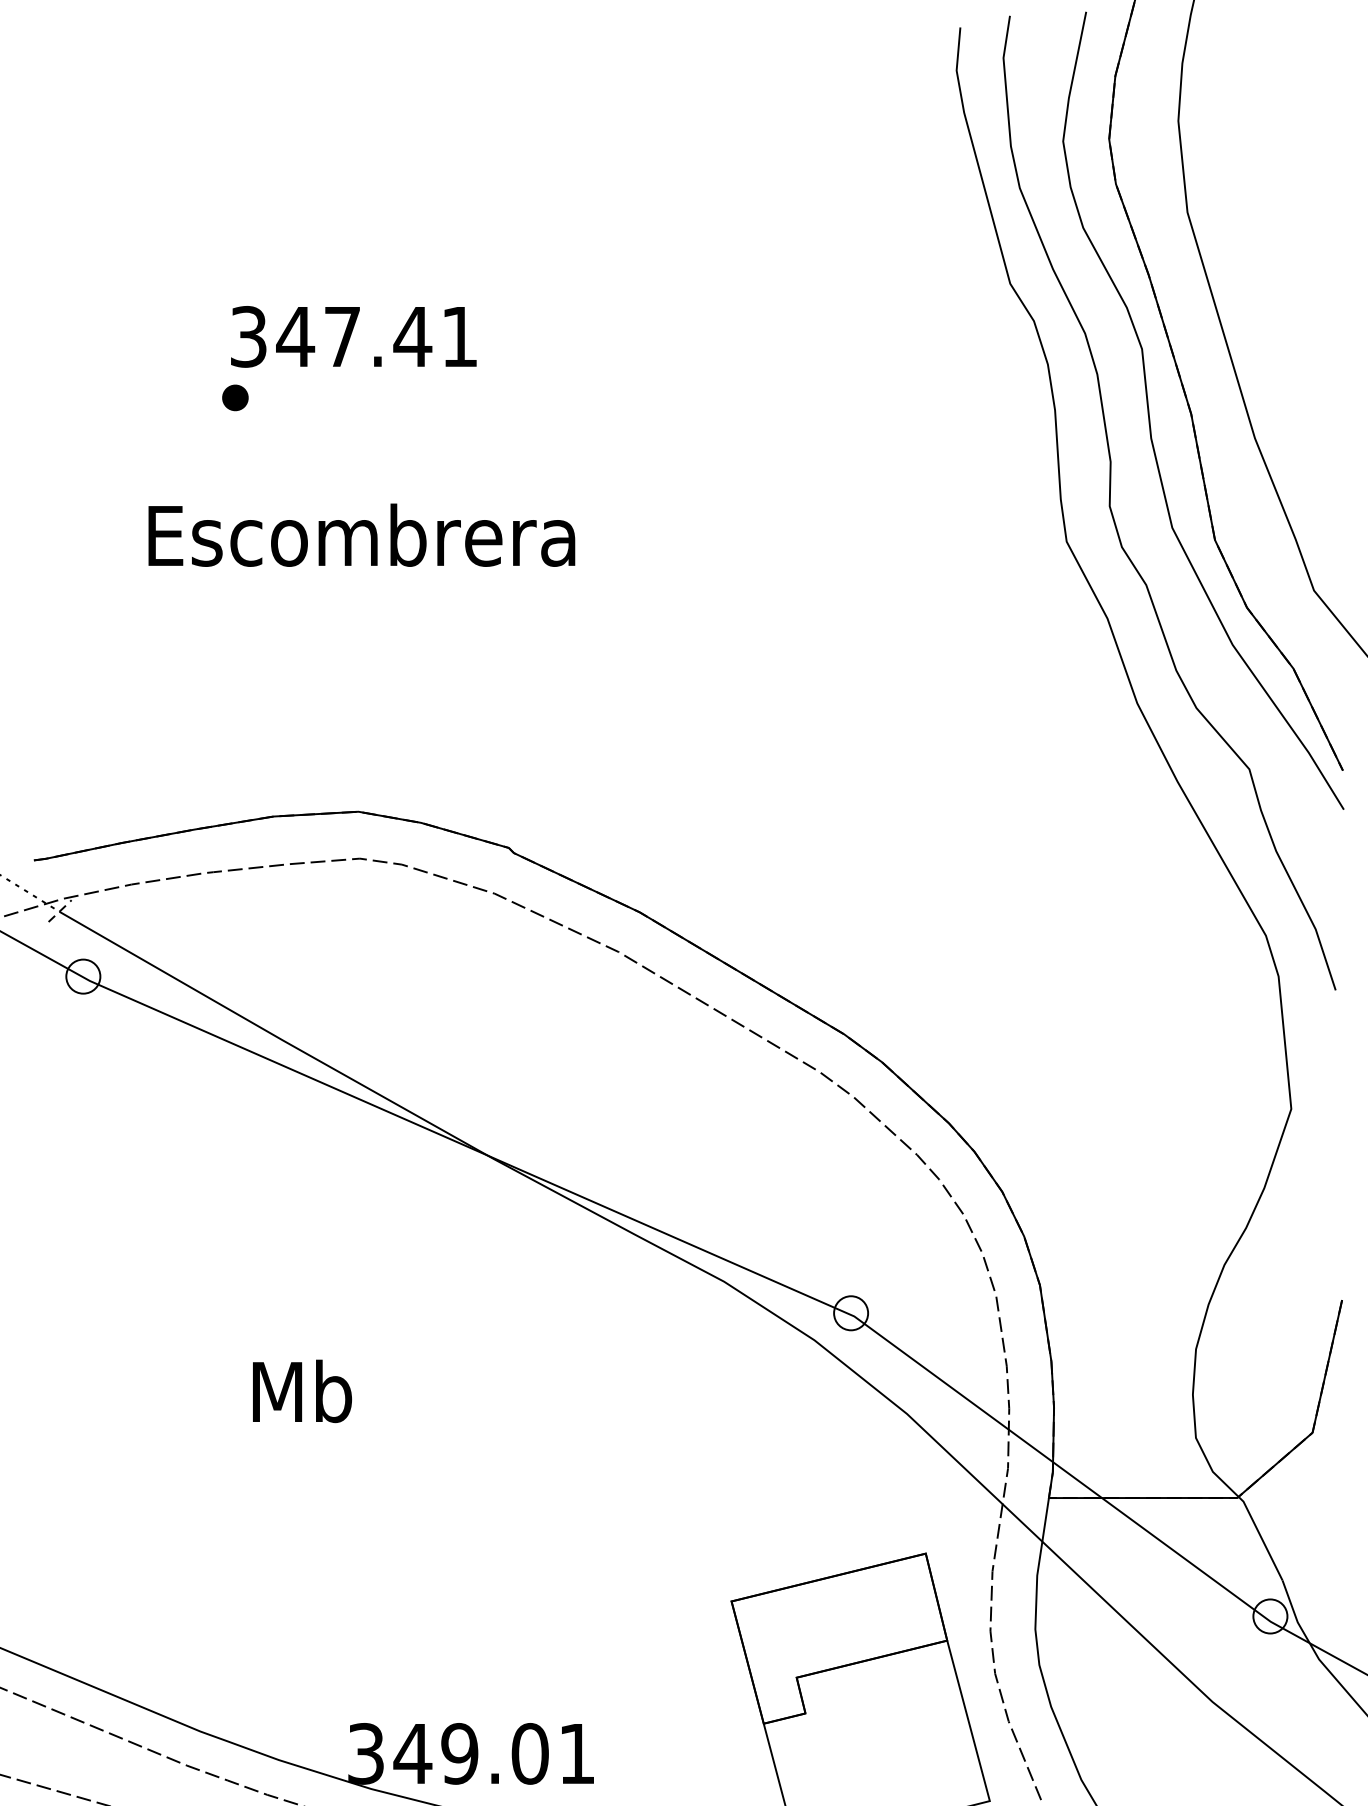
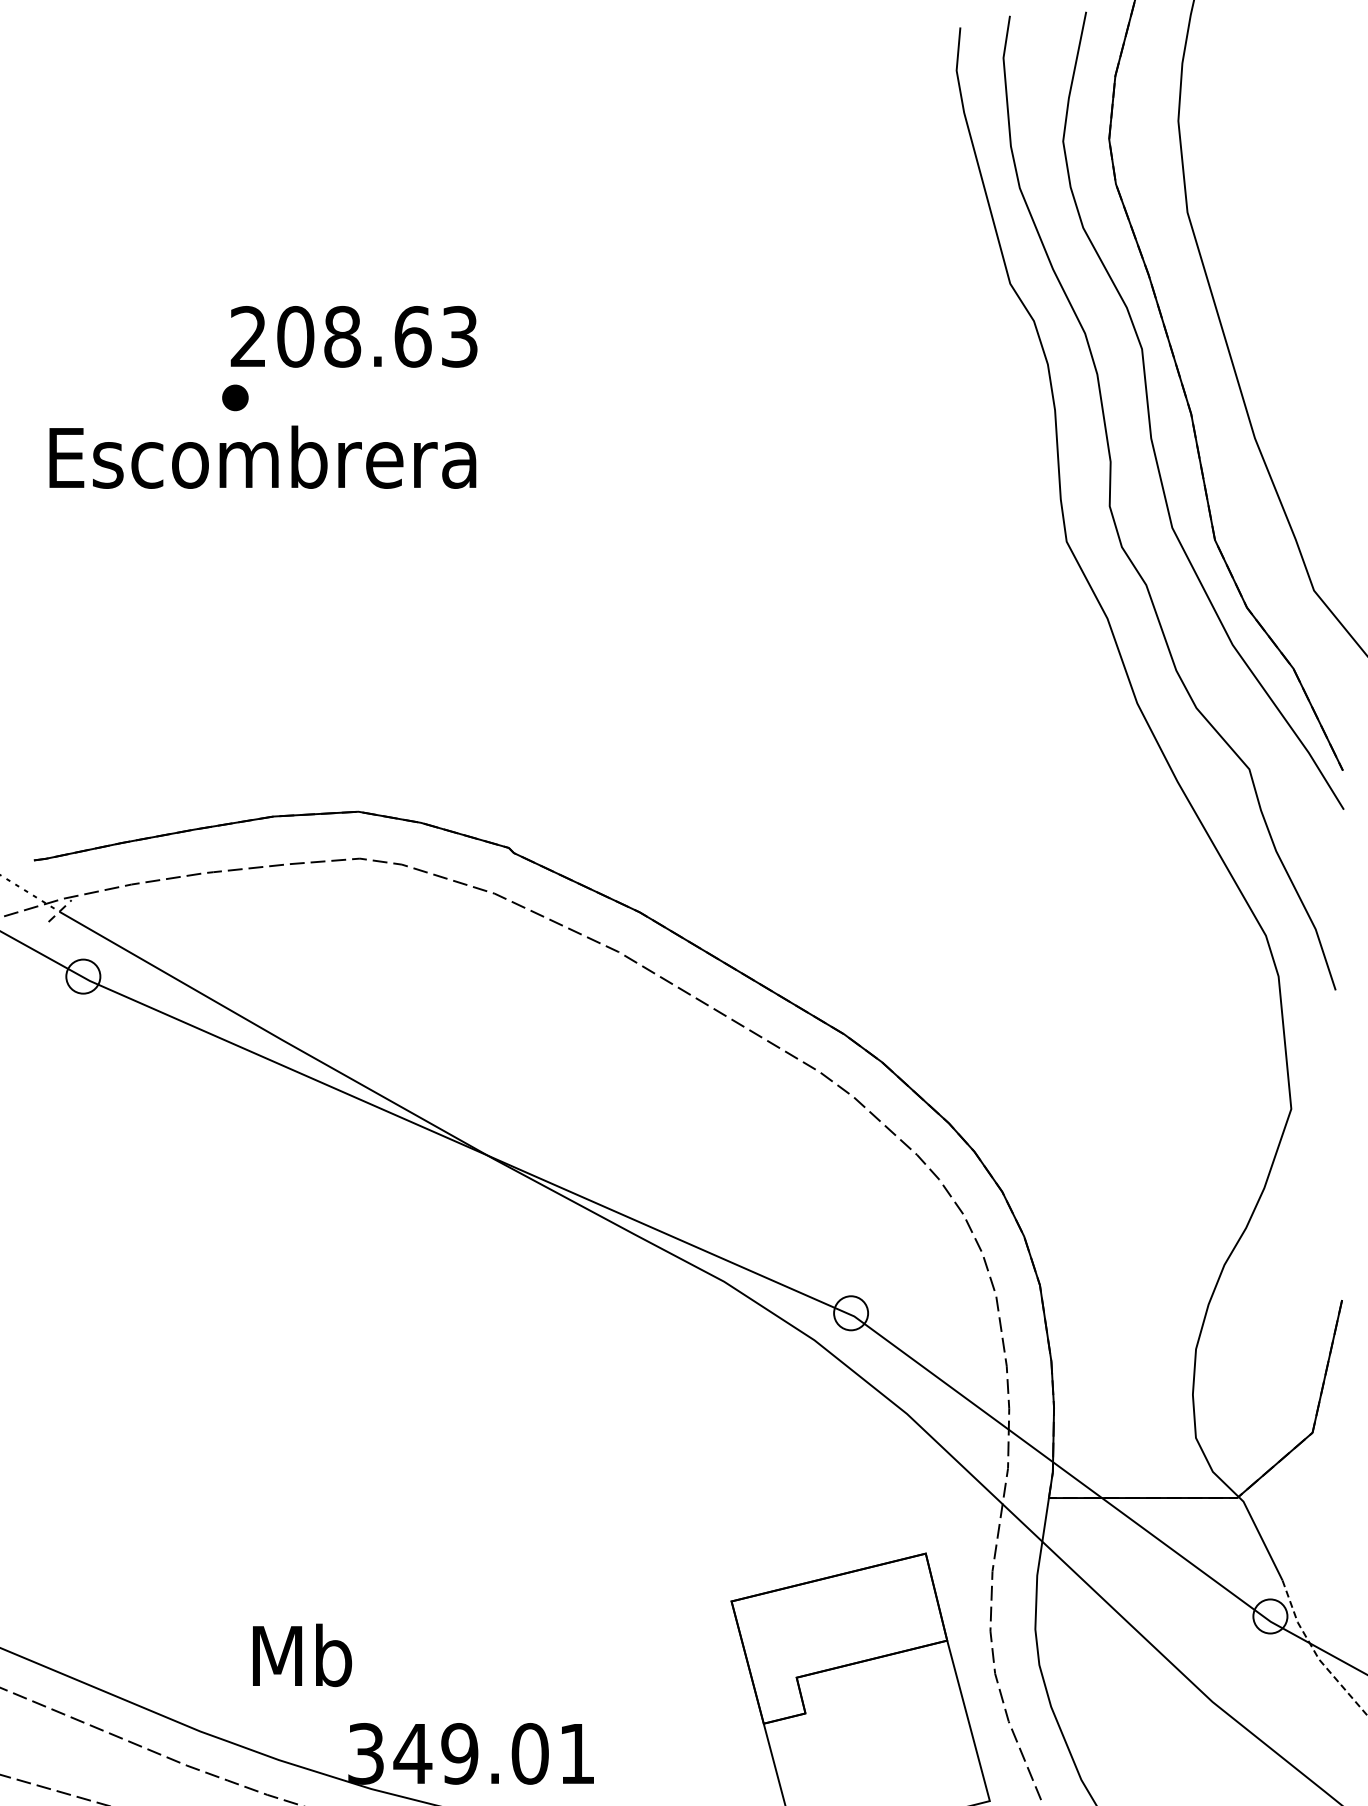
text: 347.41 -> 208.63 (353, 336)
text position: (361, 534) -> (262, 456) (262, 456)
text position: (302, 1391) -> (302, 1655) (302, 1655)
line: solid -> dashed (1316, 1654)
